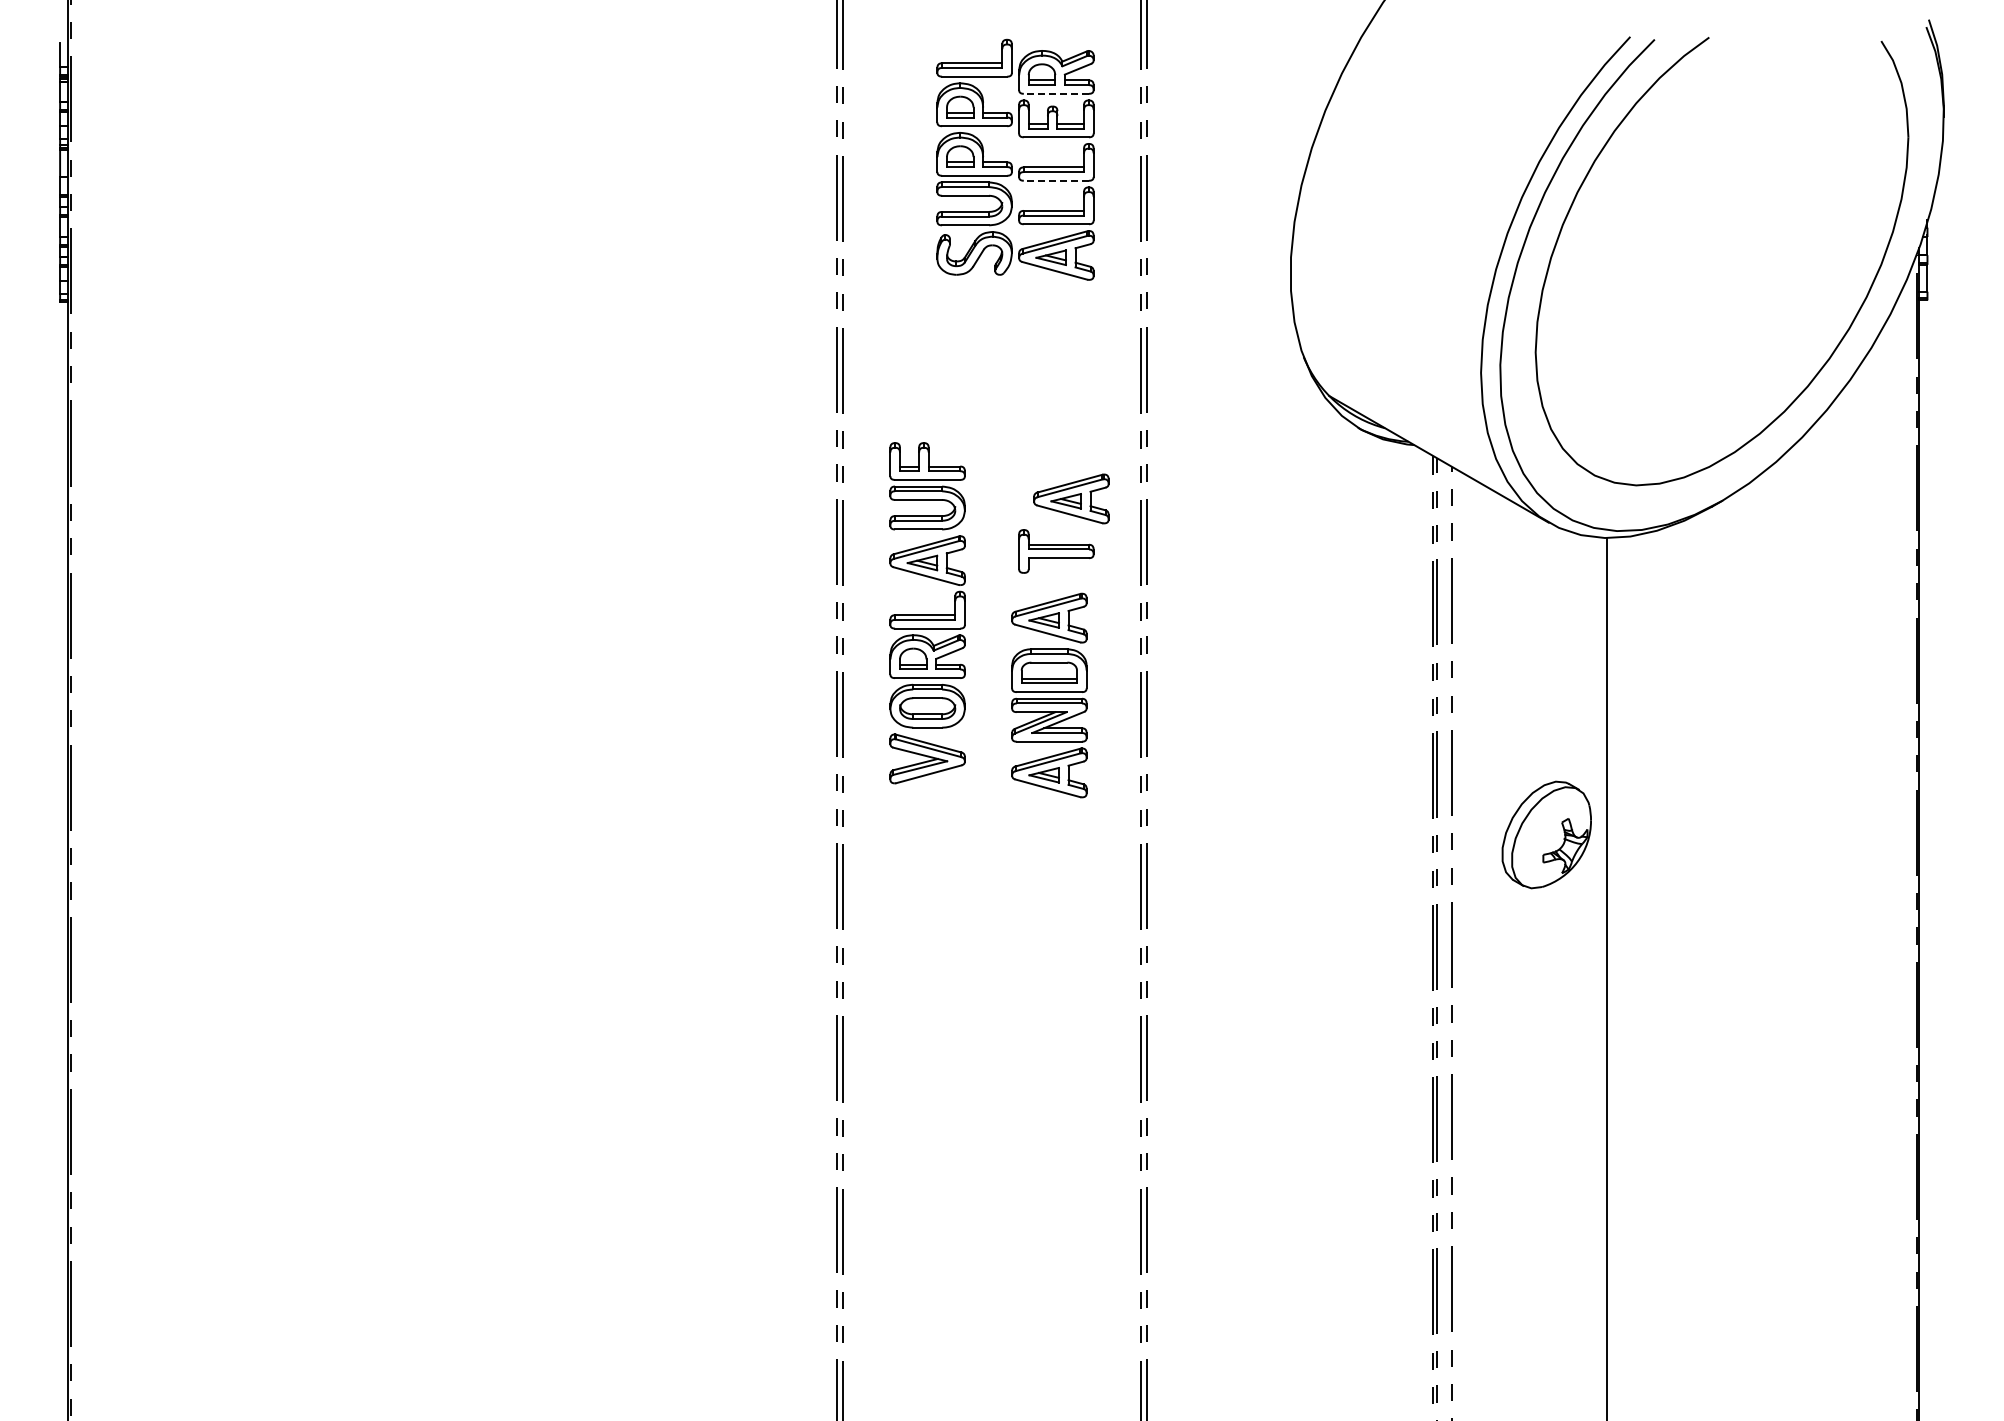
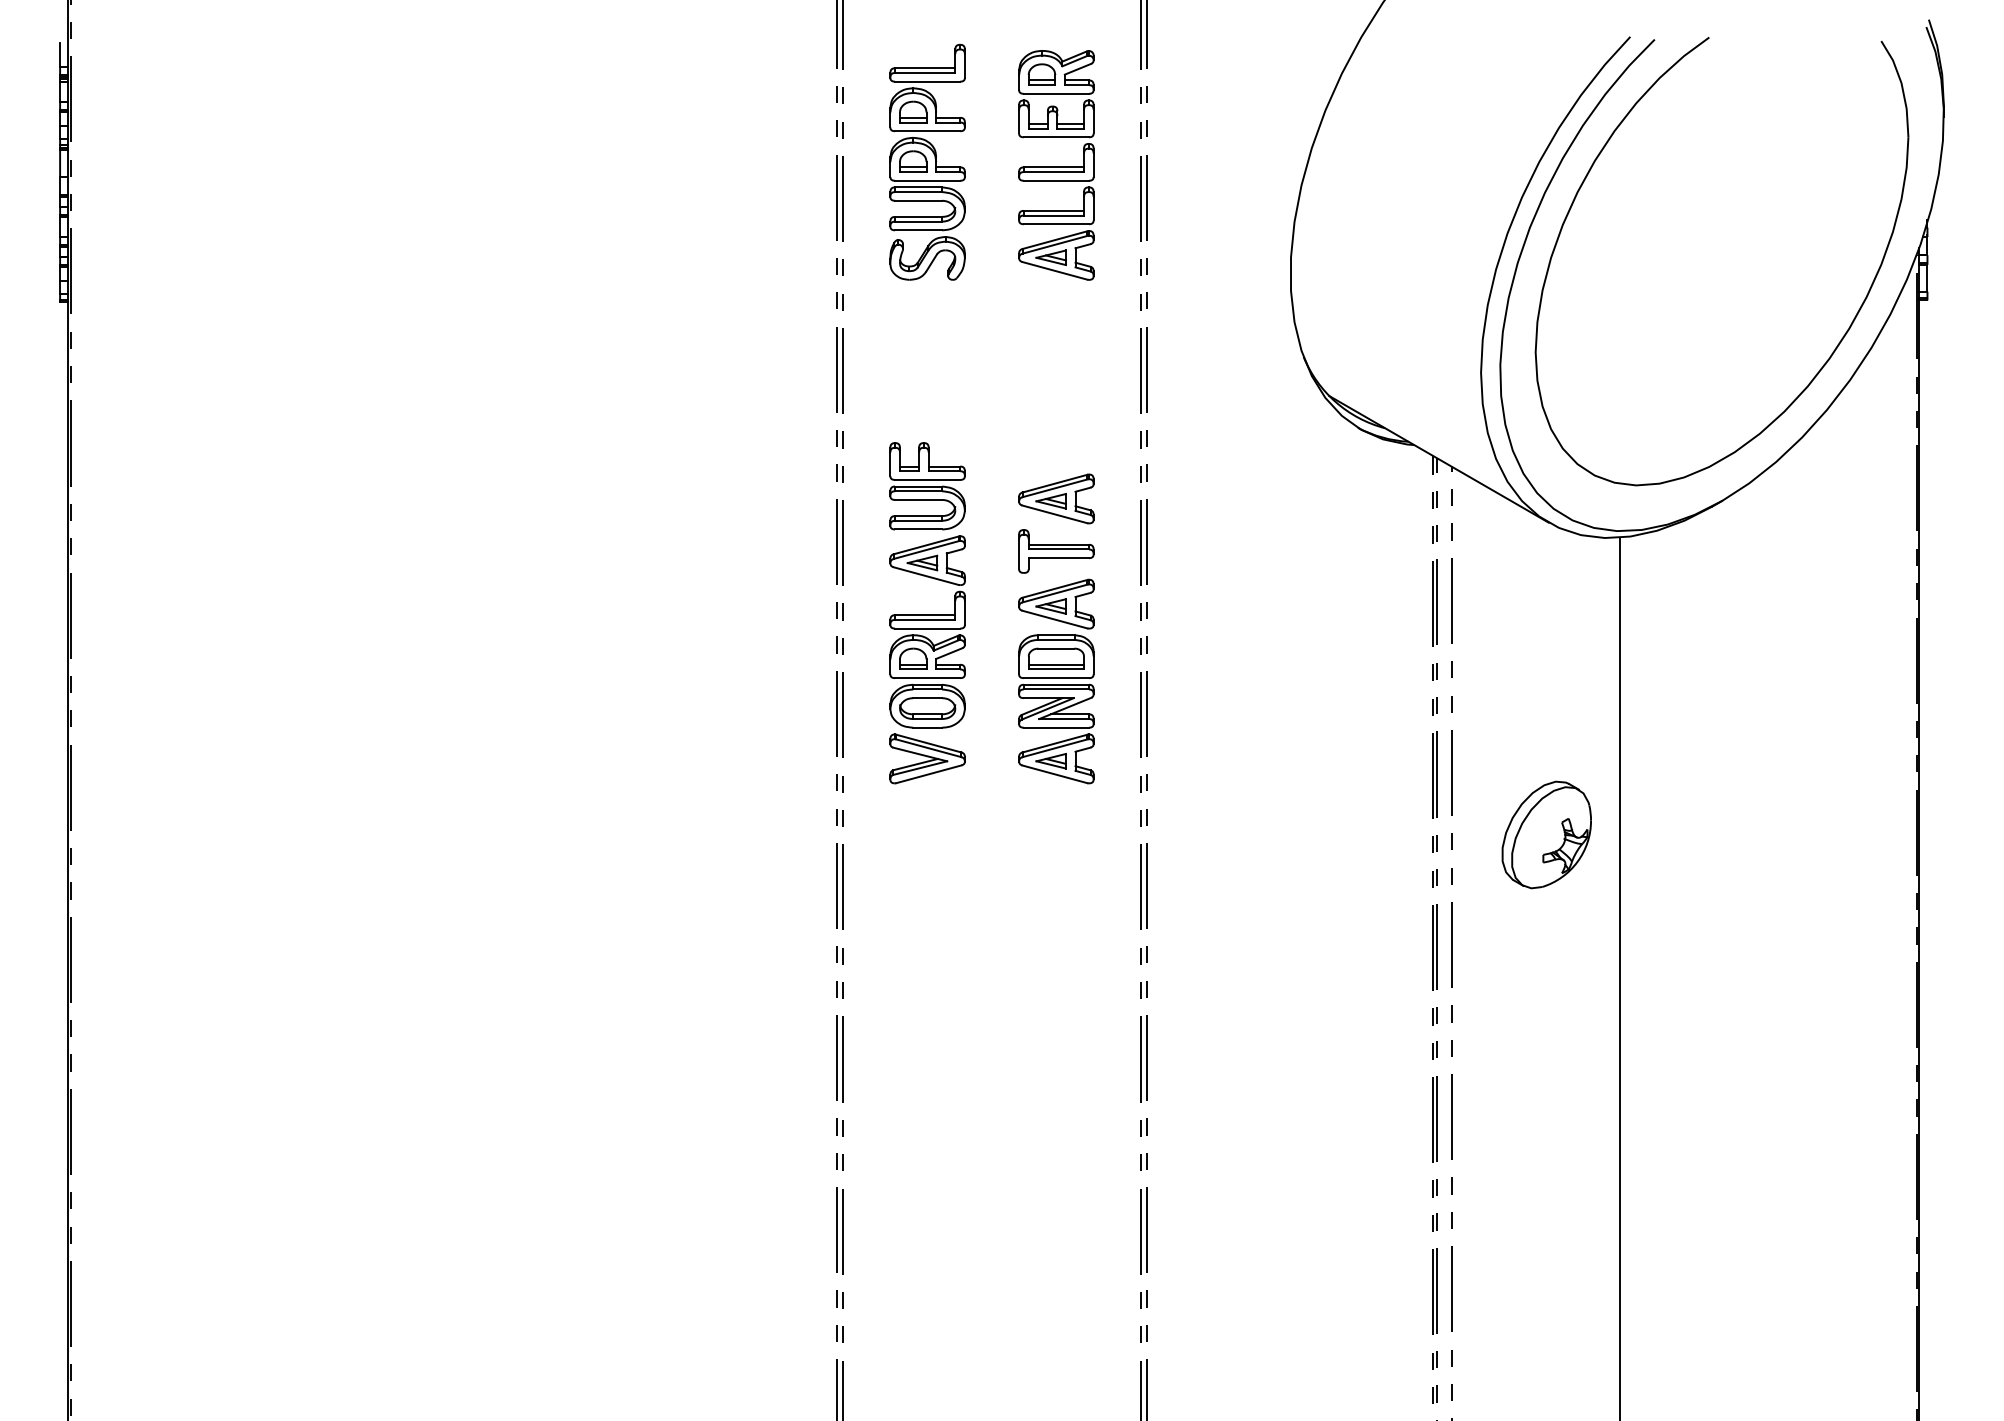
line: dashed -> solid (1056, 93)
part position: (974, 156) -> (927, 161) (927, 161)
line: dashed -> solid (1056, 180)
part position: (1071, 498) -> (1056, 498) (1056, 498)
part position: (1049, 695) -> (1056, 681) (1056, 681)
line position: (1606, 977) -> (1619, 977) (1619, 977)
